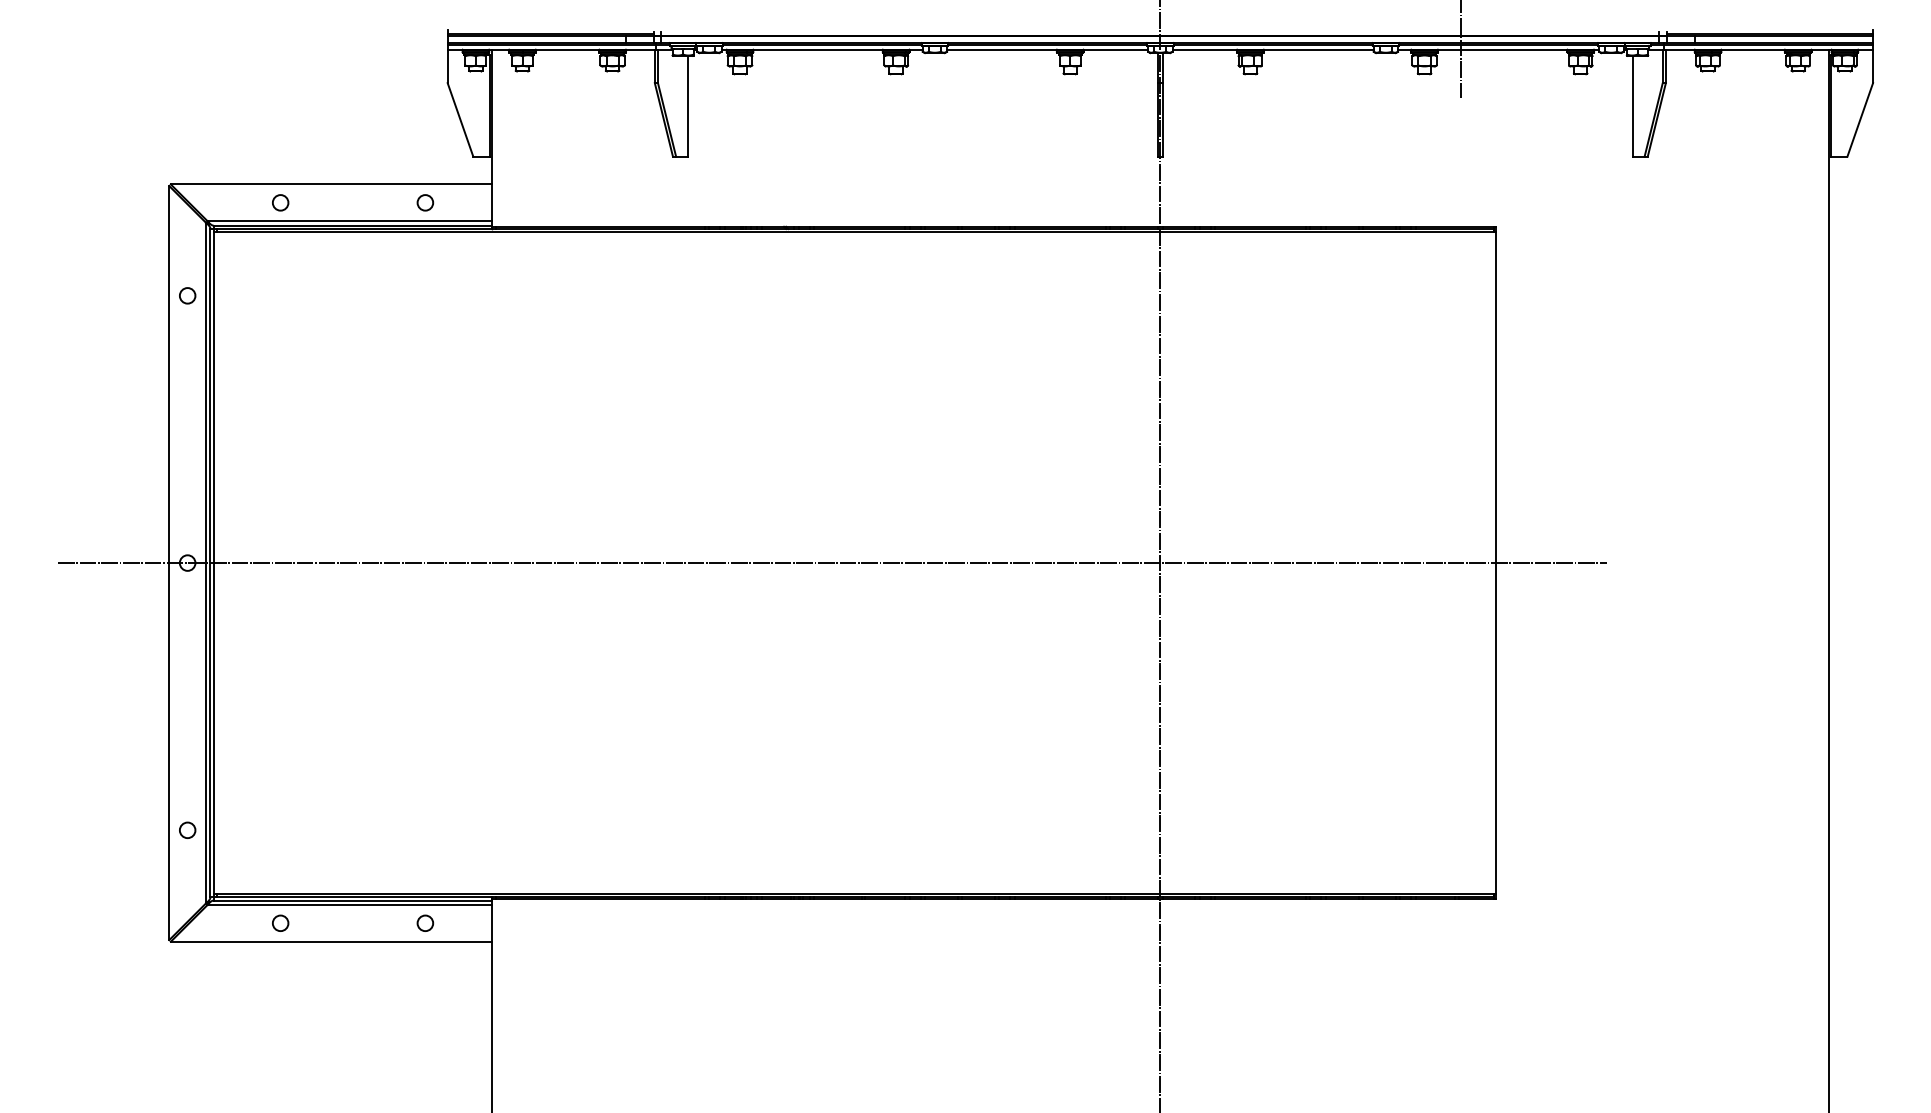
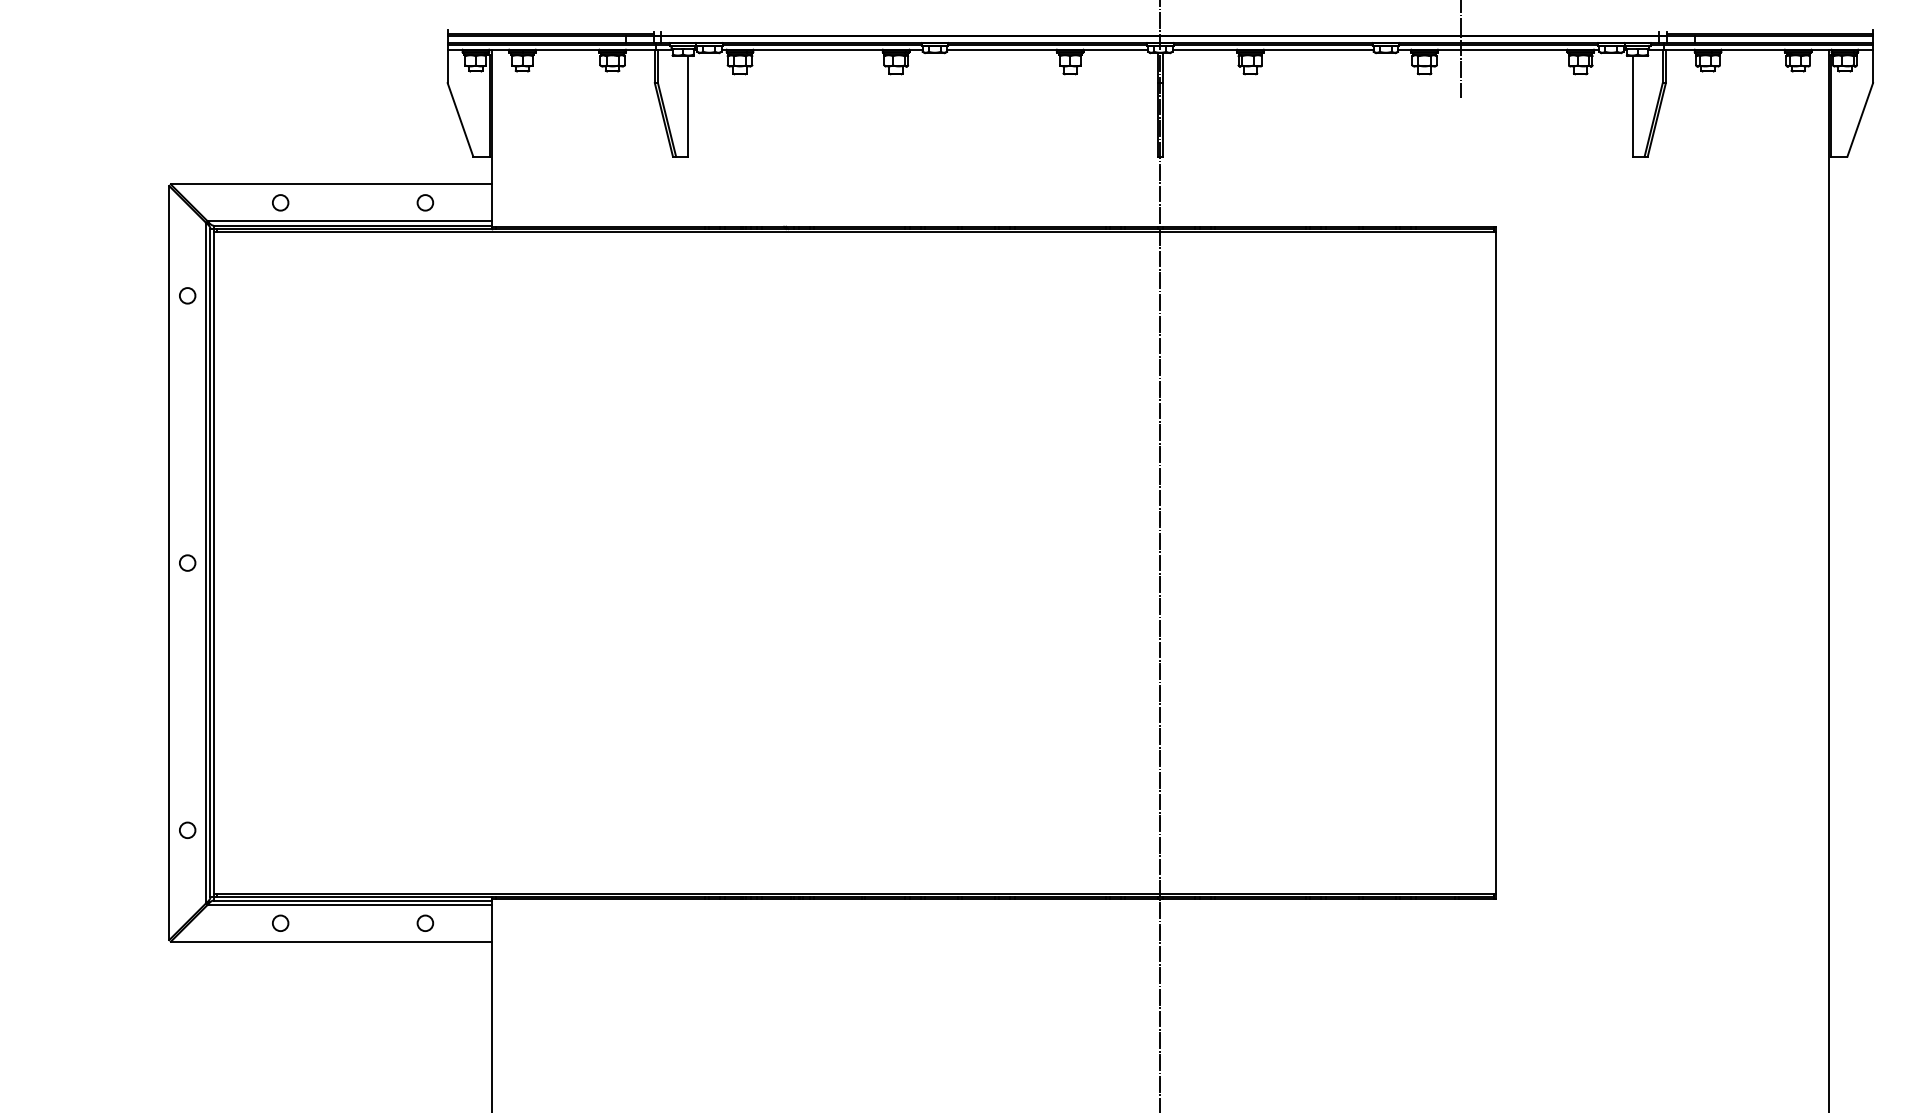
line: present -> none (832, 563)
